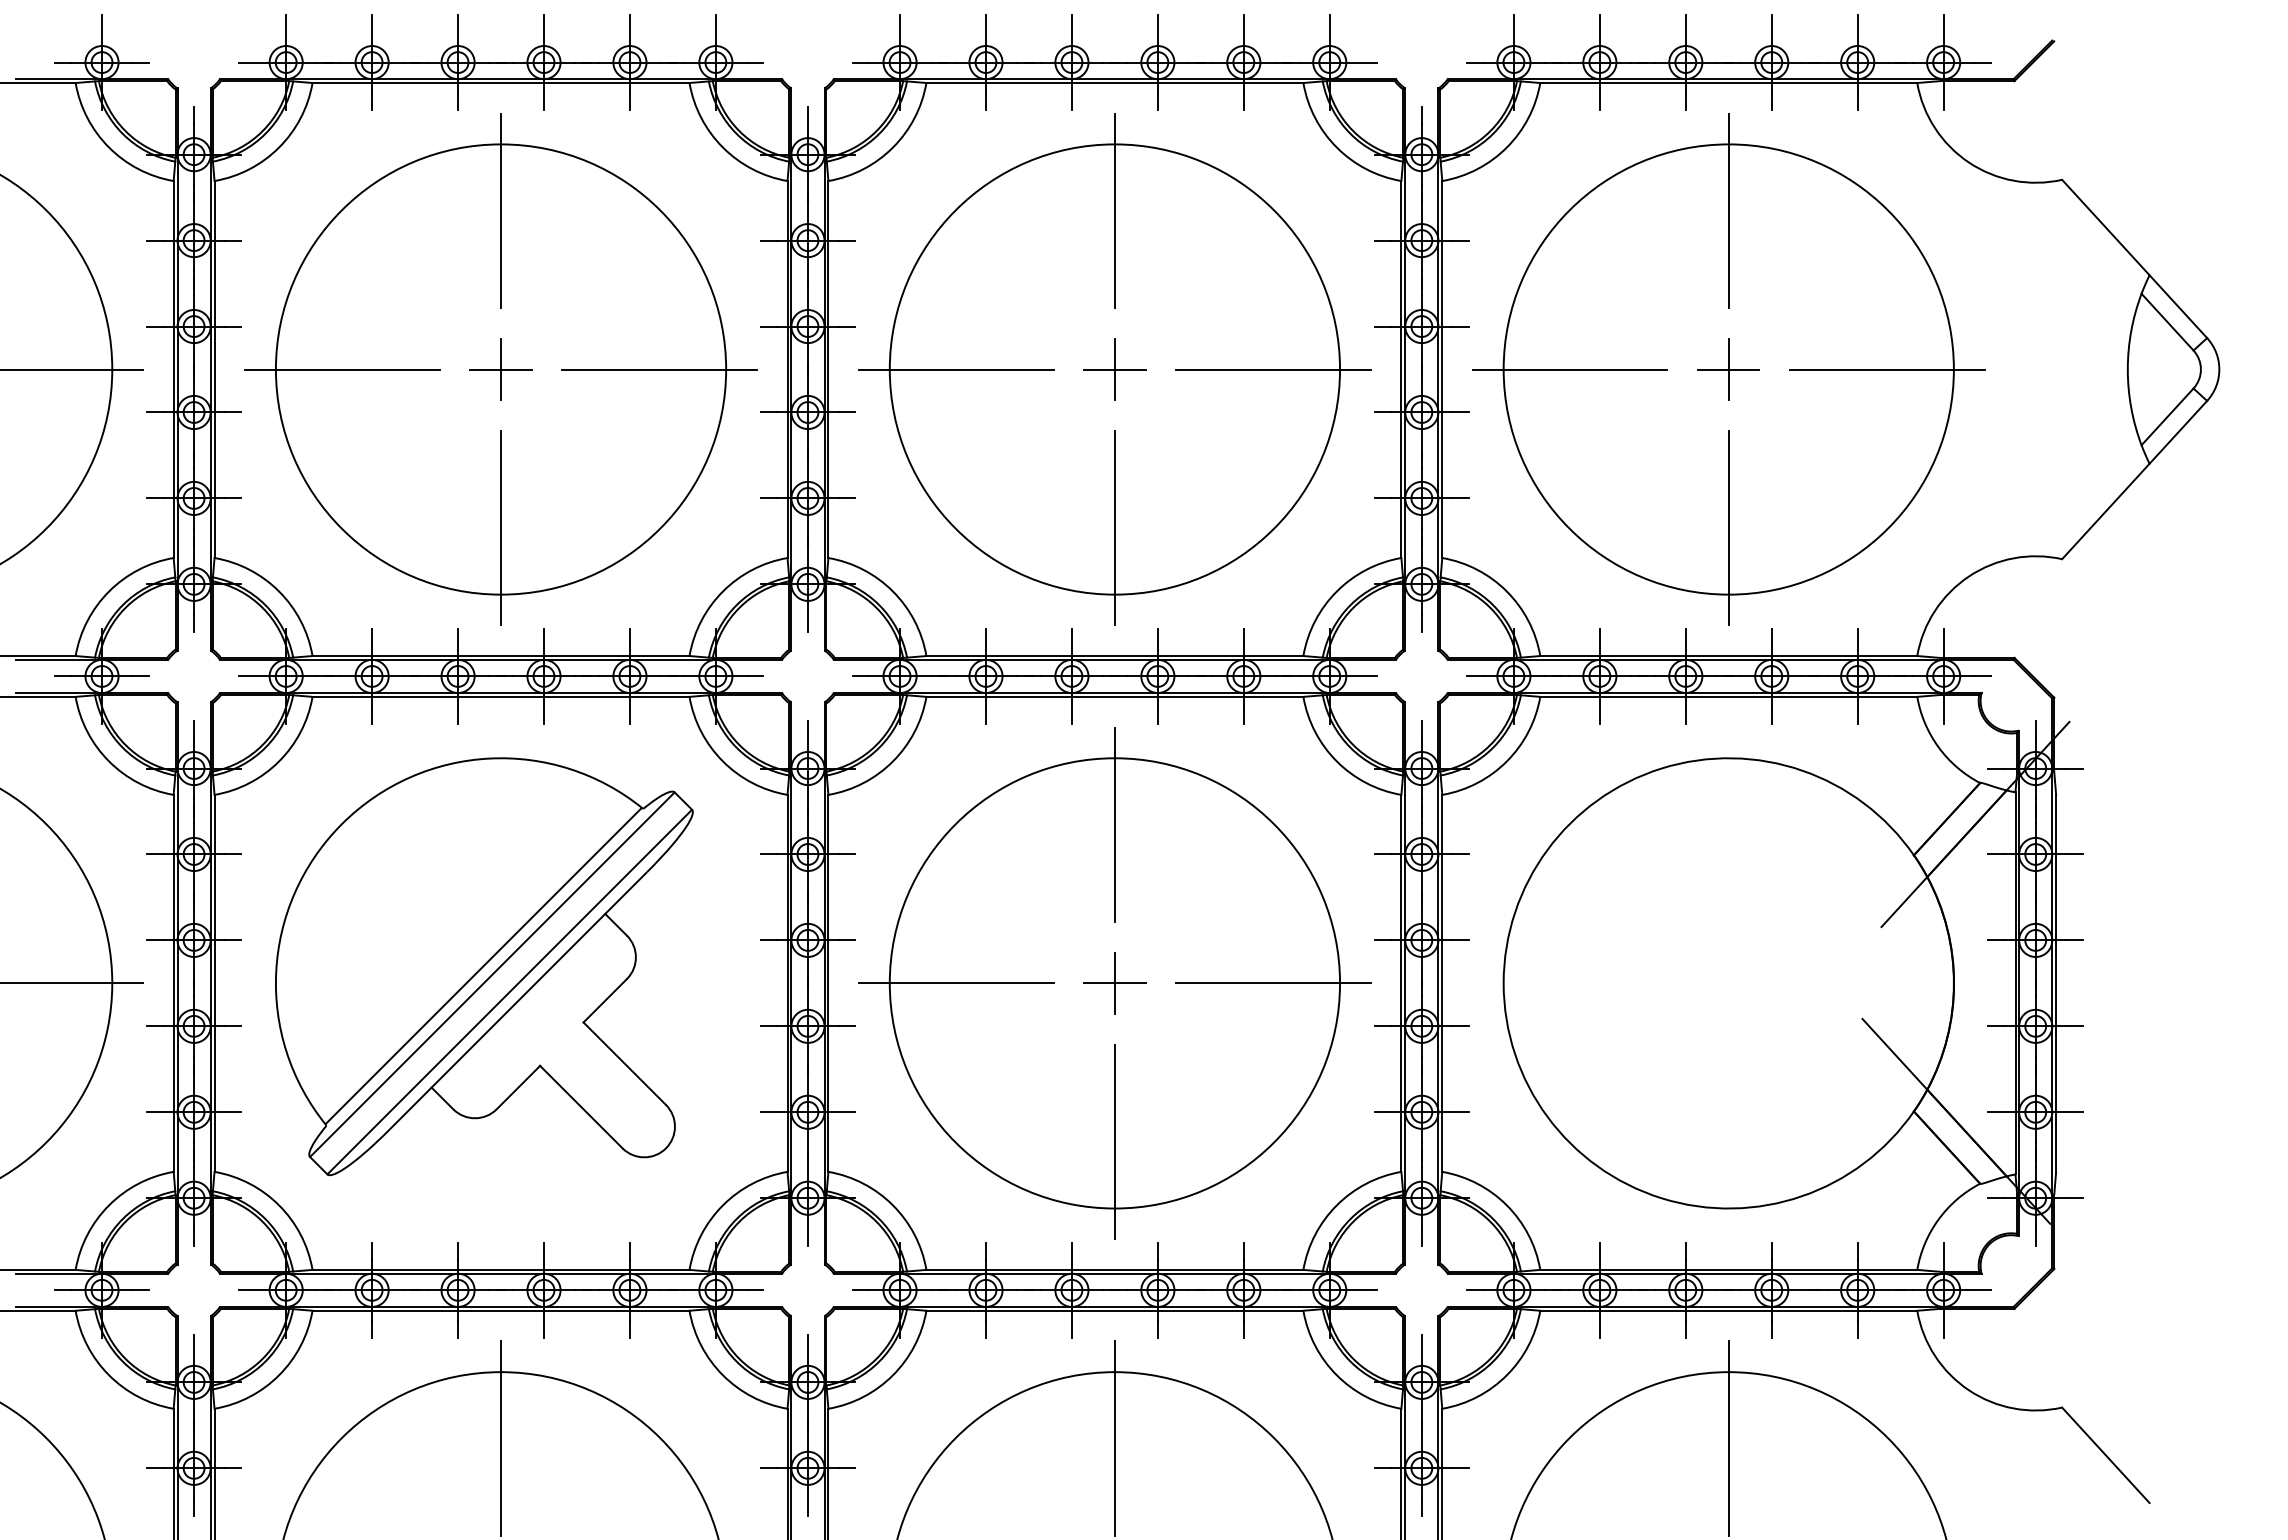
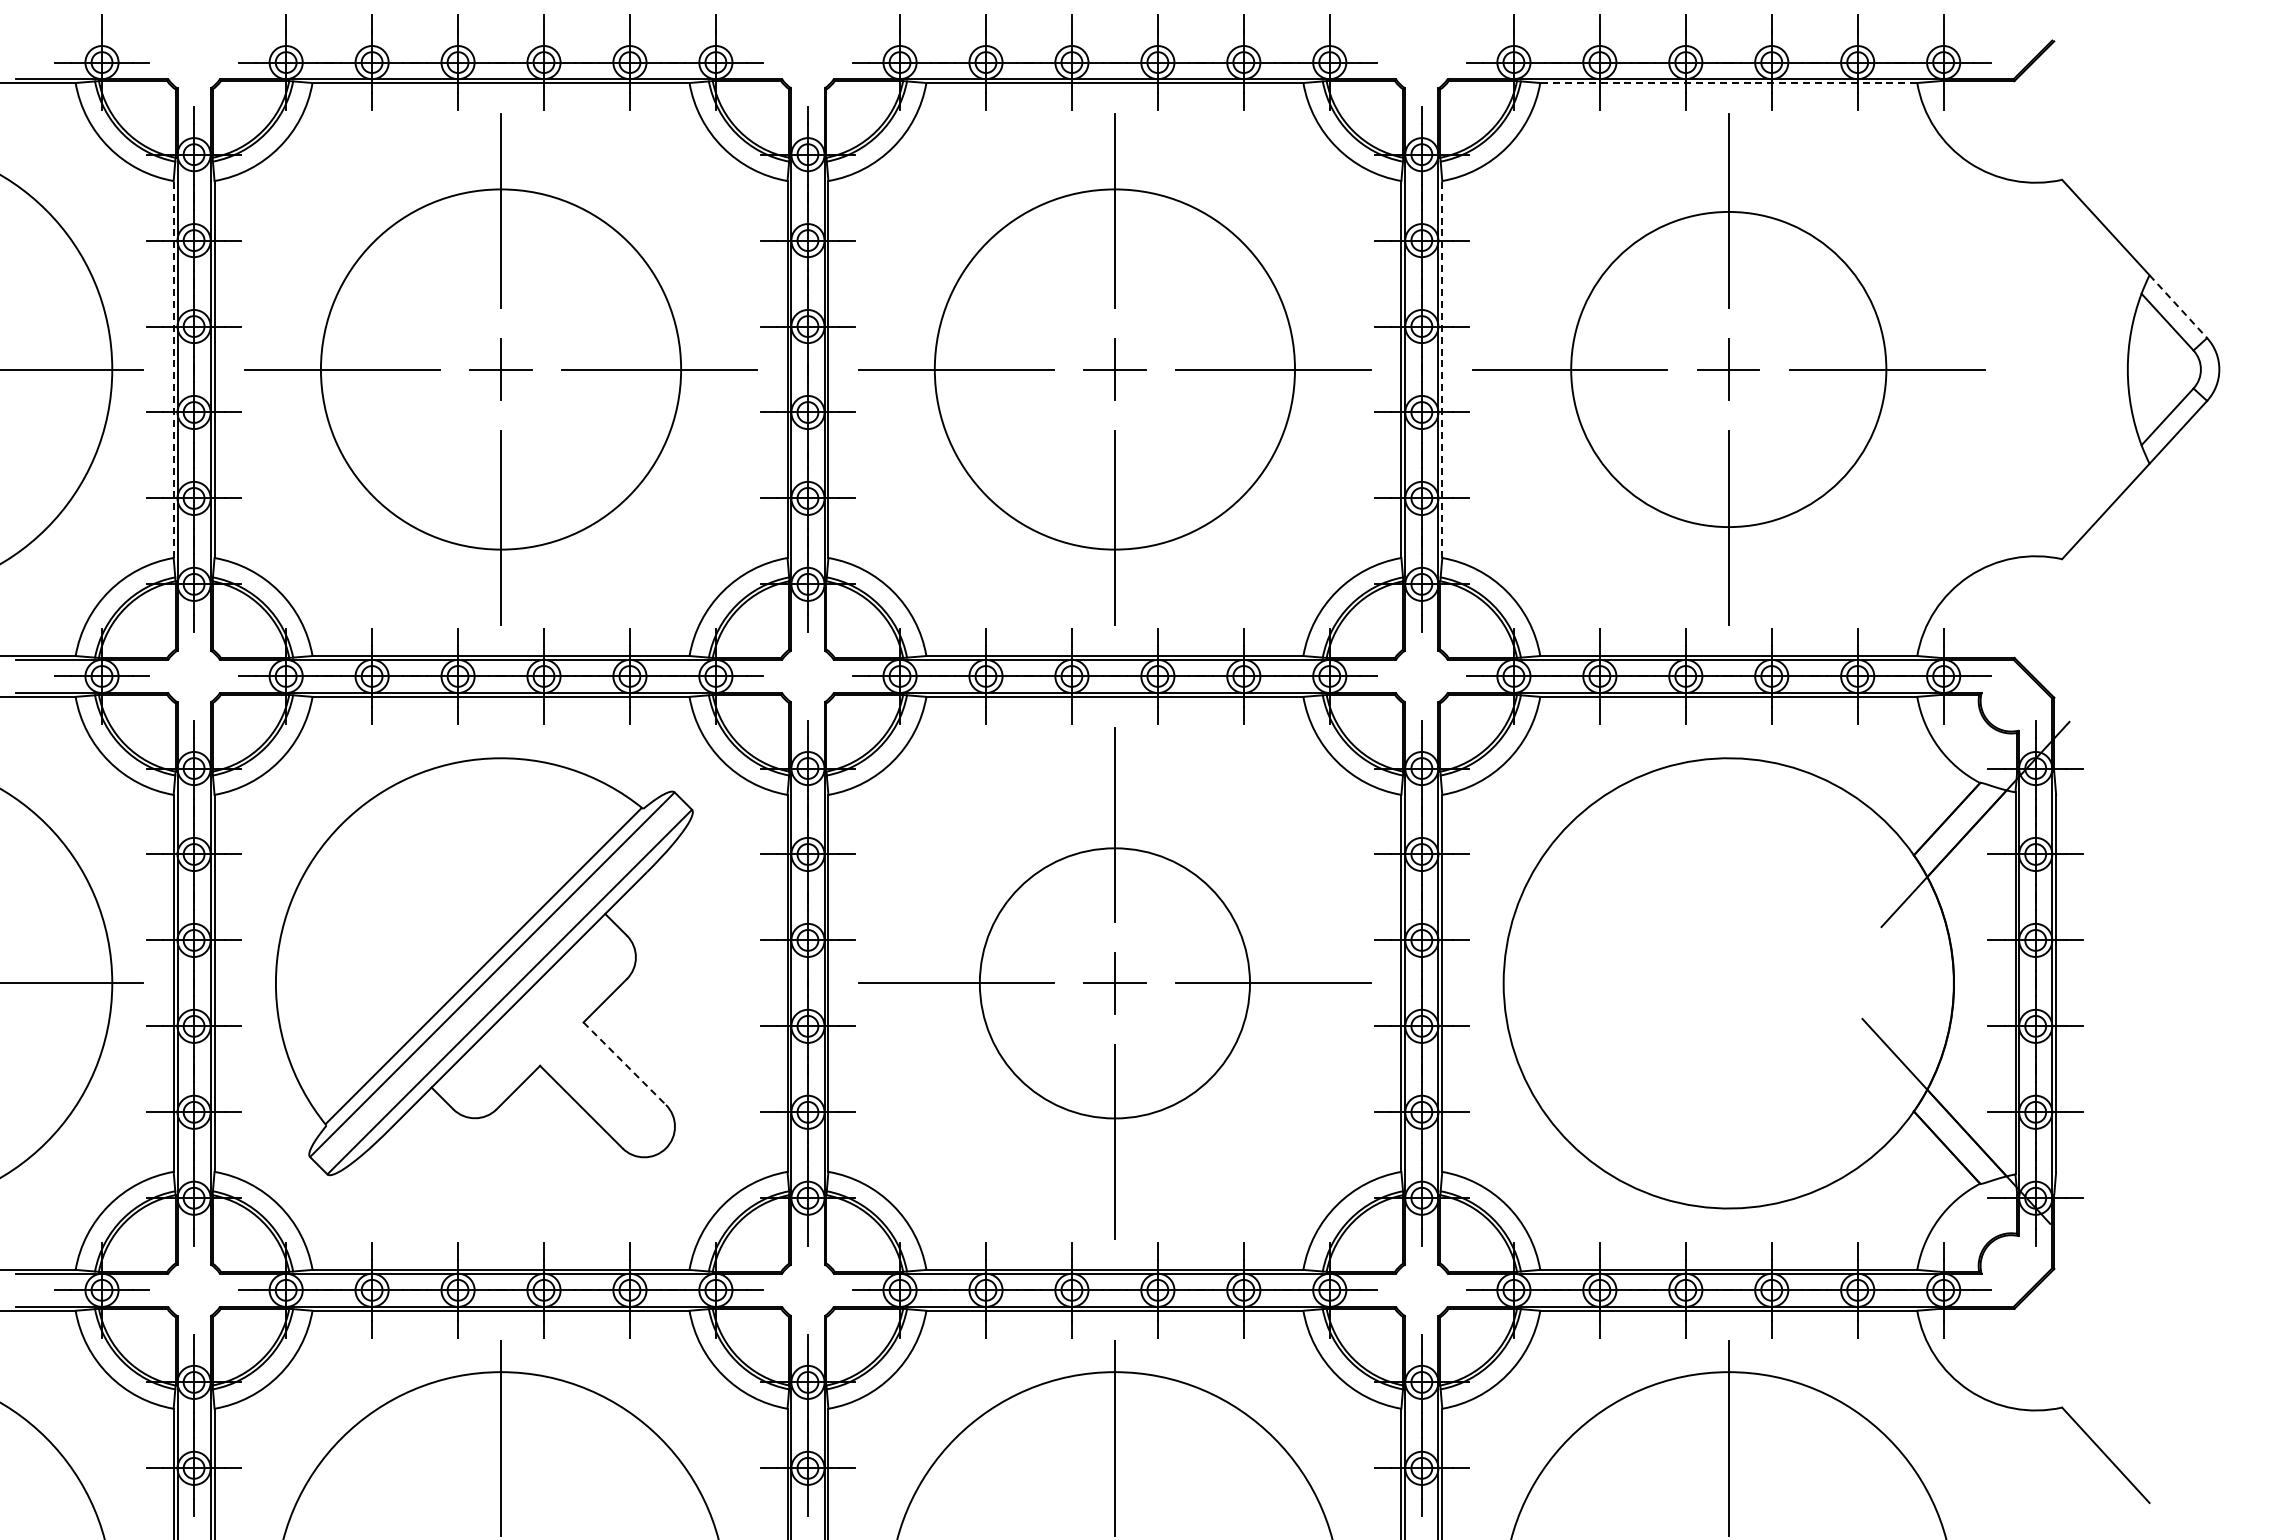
line: solid -> dashed (1728, 83)
line: solid -> dashed (2178, 306)
line: solid -> dashed (173, 369)
circle diameter: 450 px -> 360 px (500, 369)
circle diameter: 450 px -> 360 px (1114, 369)
line: solid -> dashed (1442, 369)
circle diameter: 450 px -> 315 px (1728, 369)
circle diameter: 450 px -> 270 px (1114, 983)
line: solid -> dashed (625, 1064)
